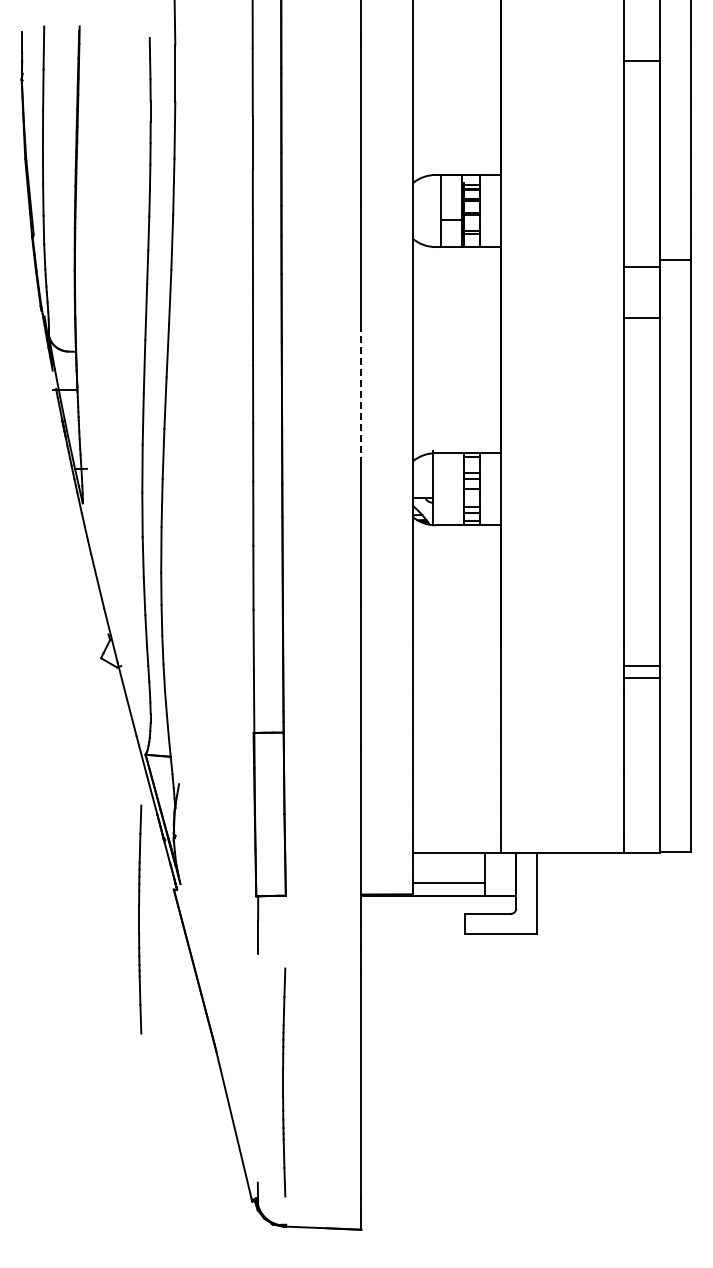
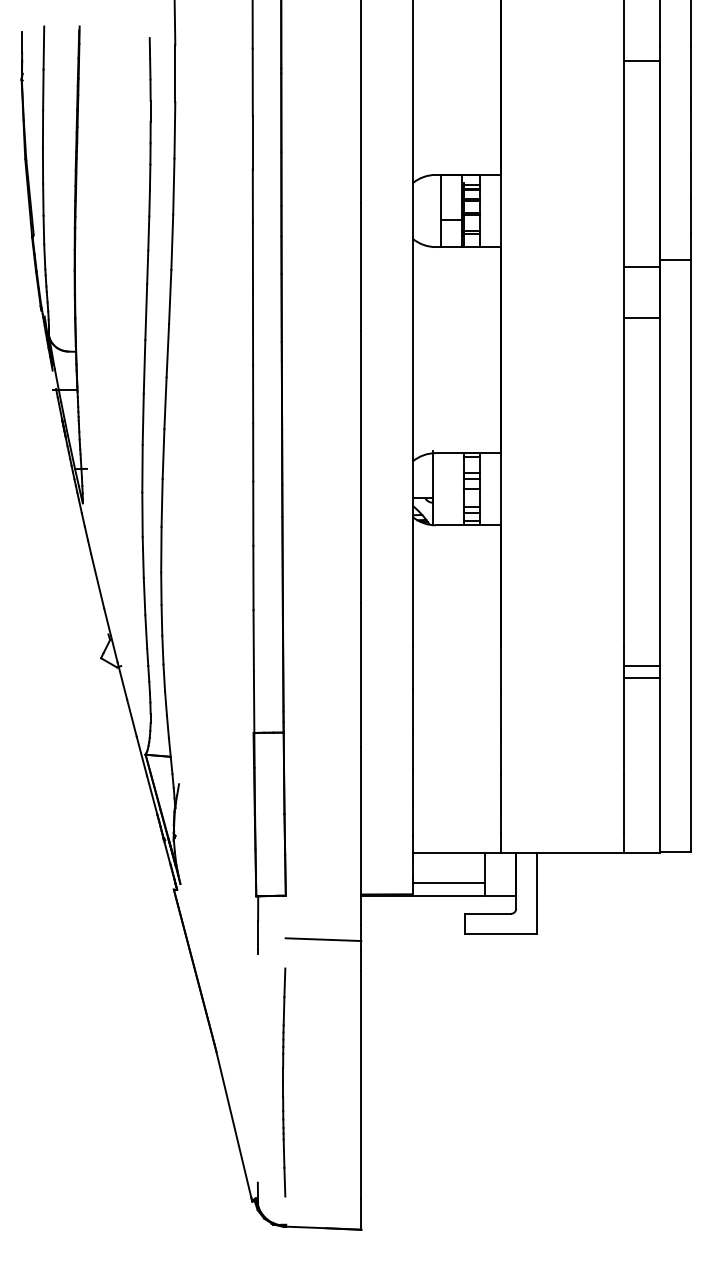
line: dashed -> solid (361, 397)
part: present -> none (140, 919)
line: none -> present (323, 939)
